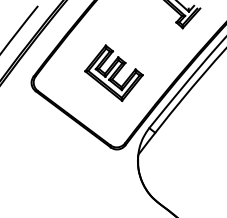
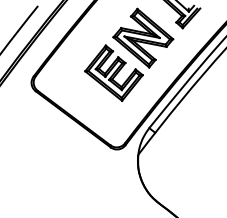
part: none -> present (143, 37)
